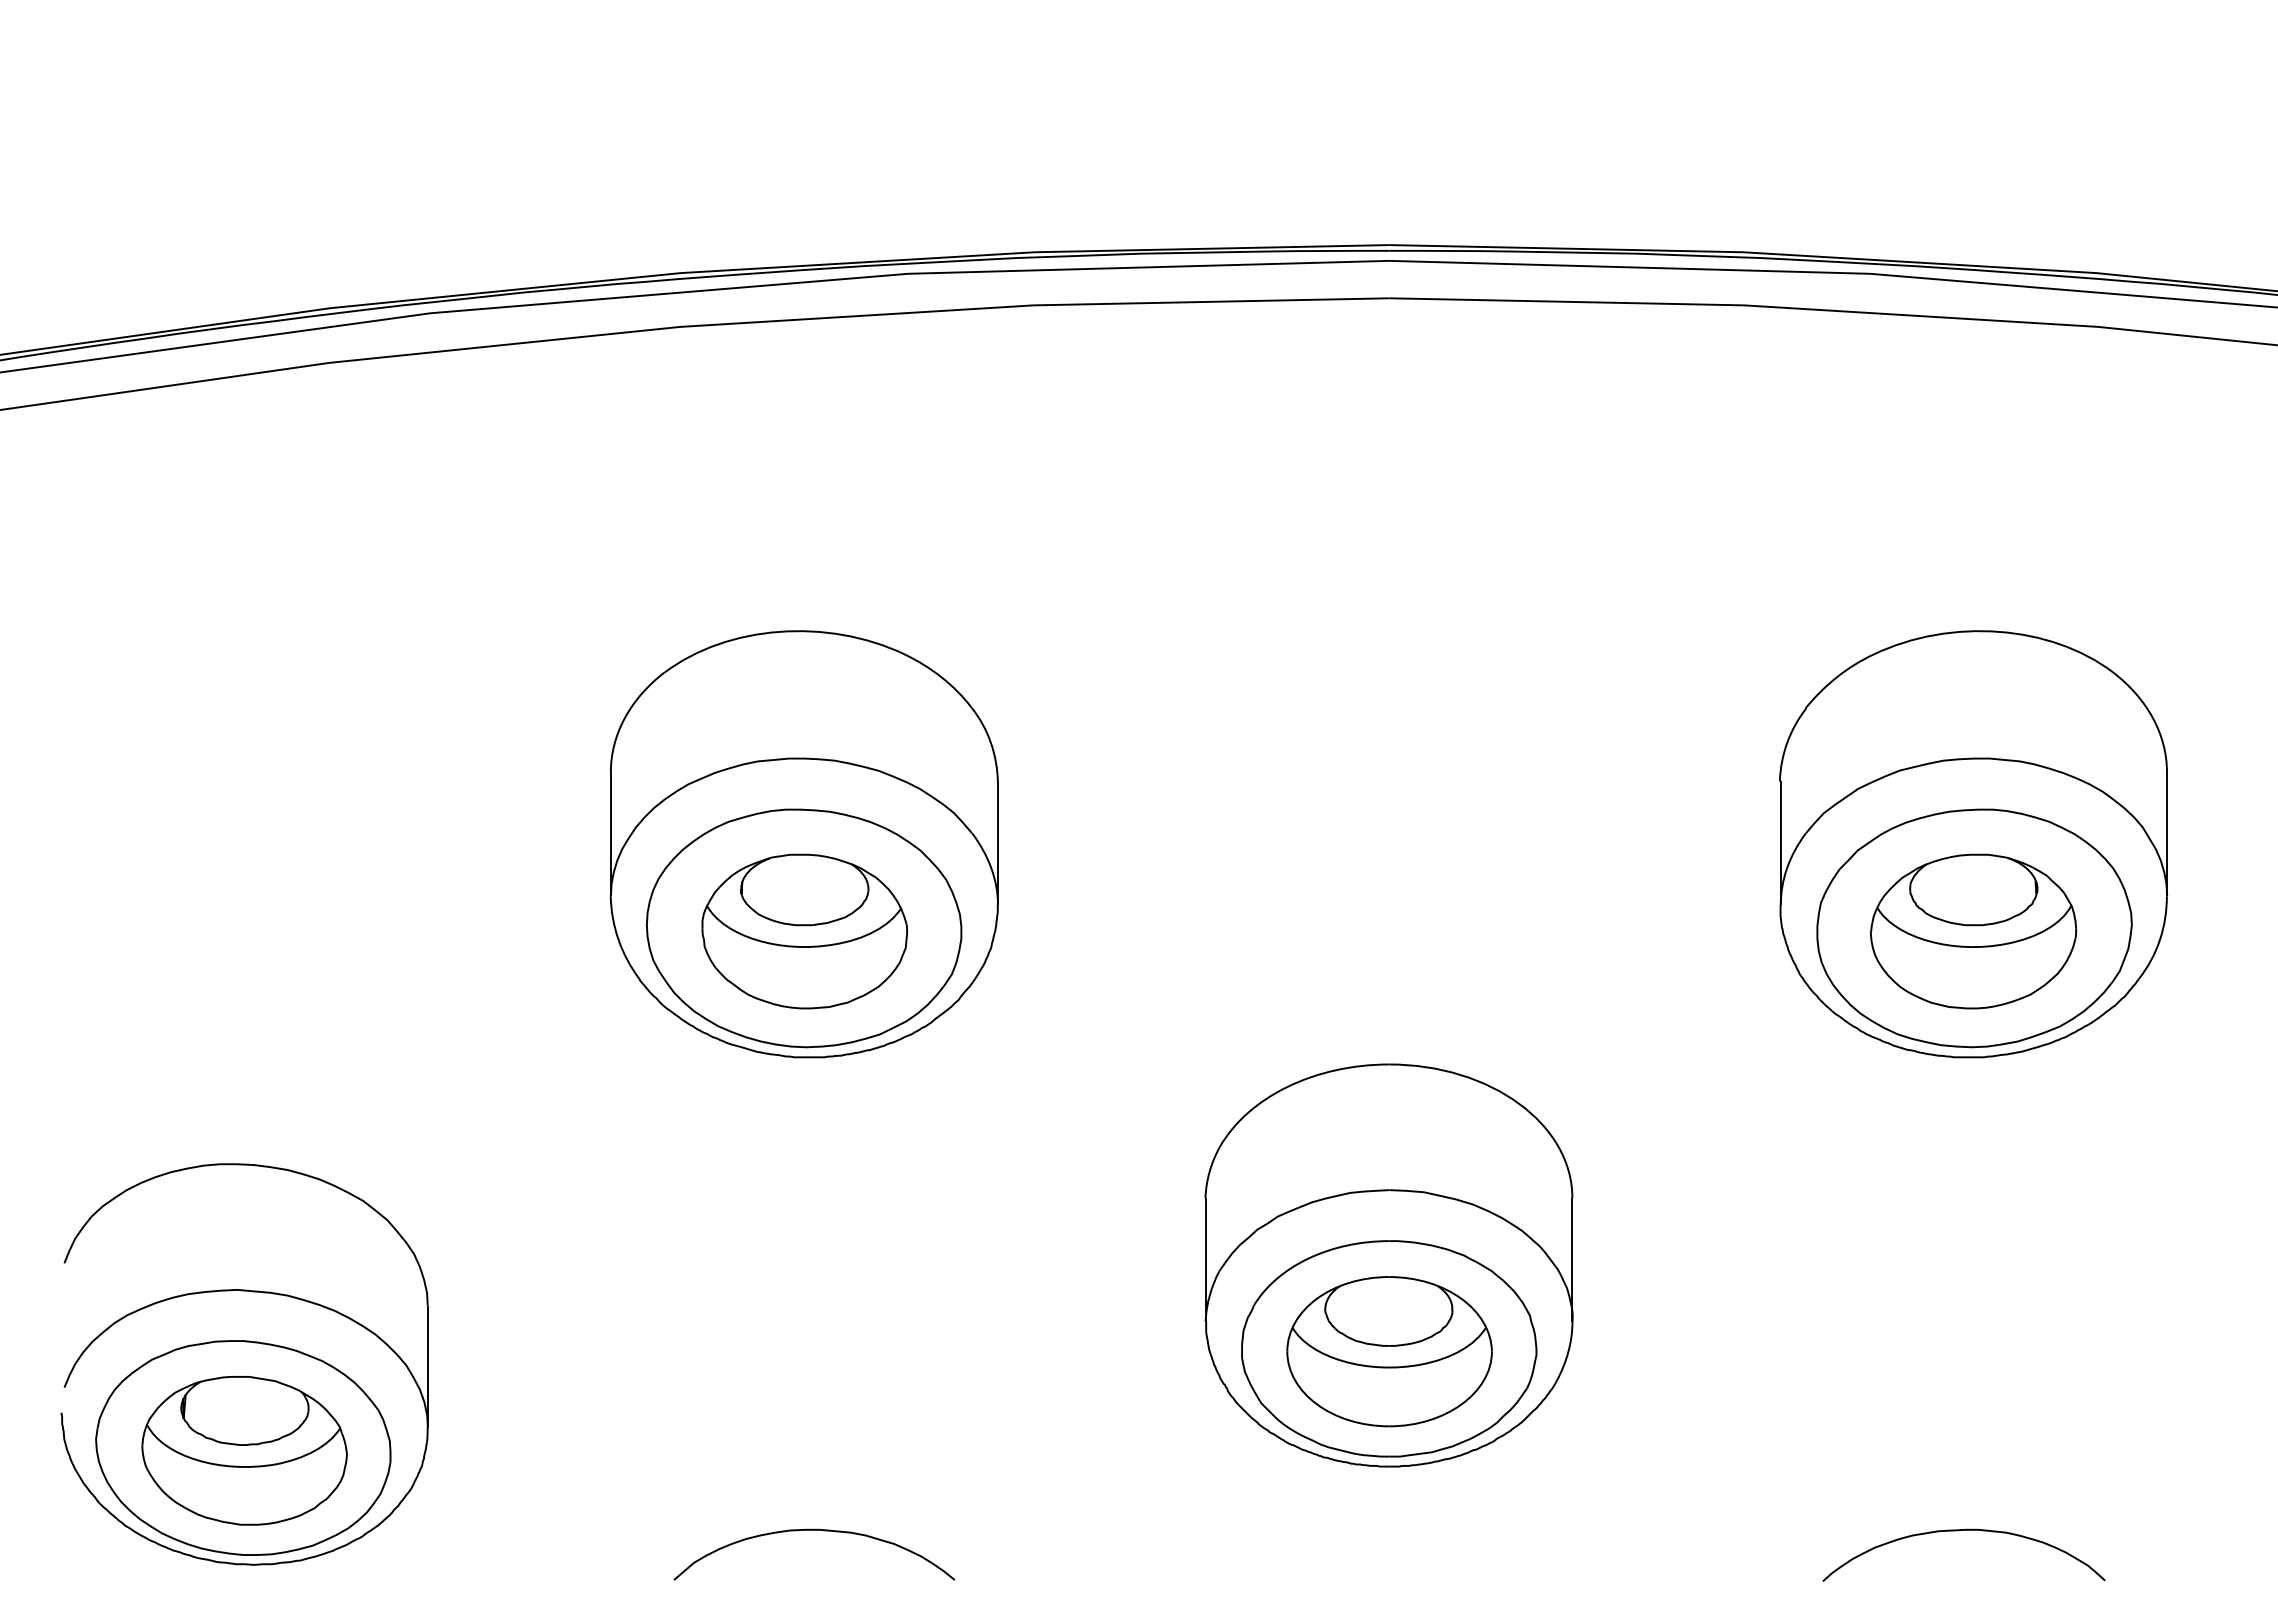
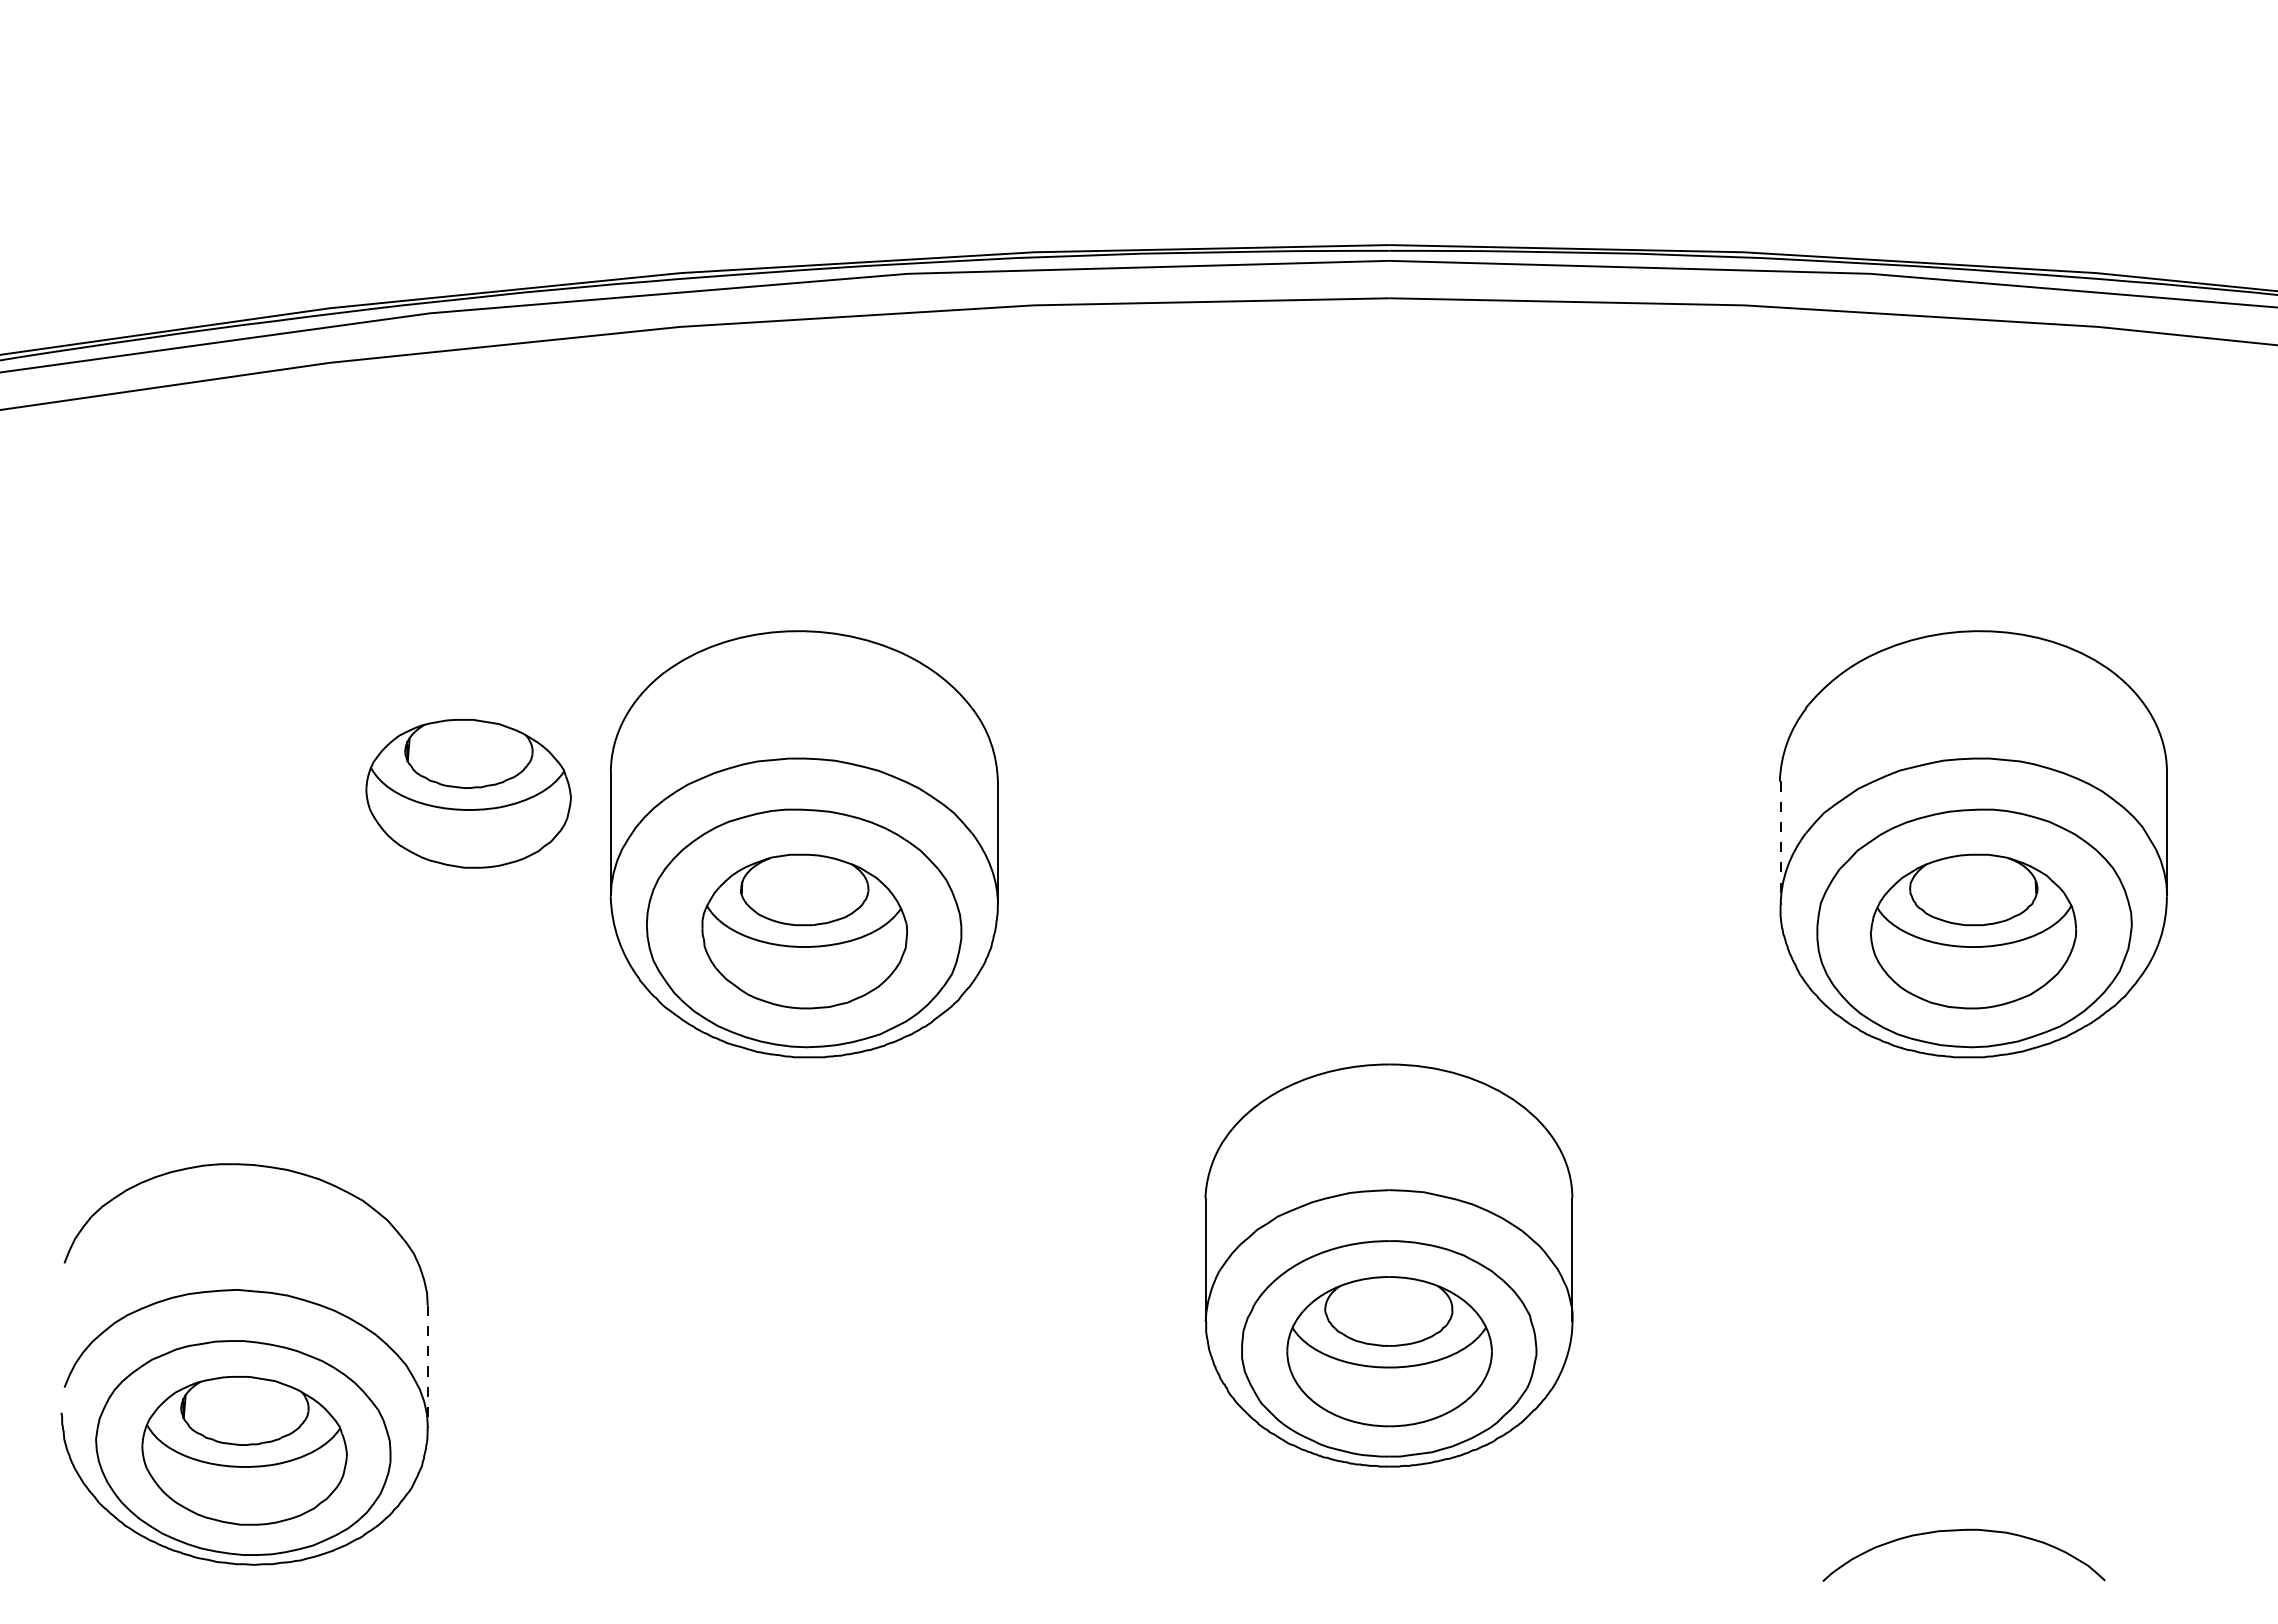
part: none -> present (468, 793)
line: solid -> dashed (1780, 843)
line: solid -> dashed (427, 1366)
curve: present -> none (814, 1530)
